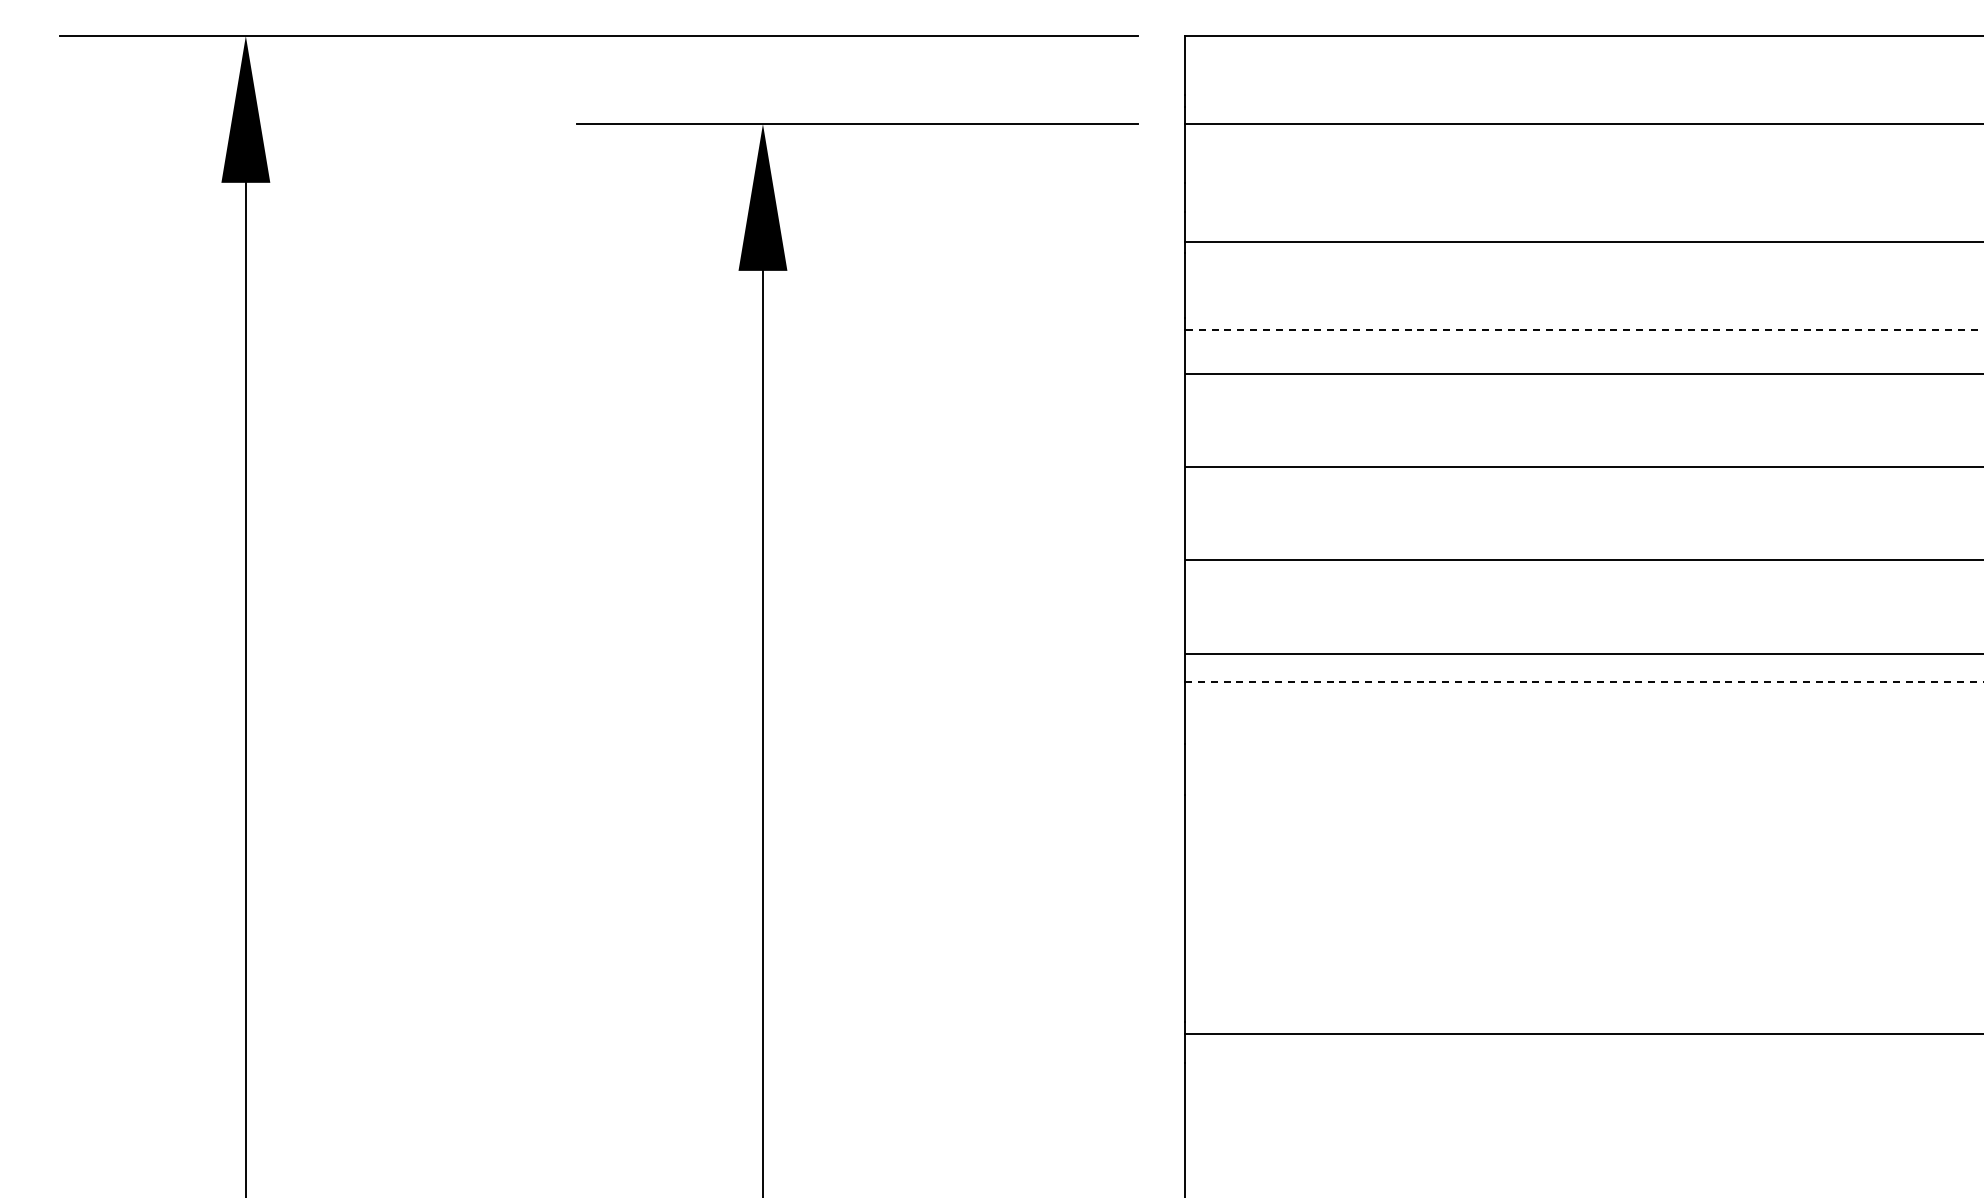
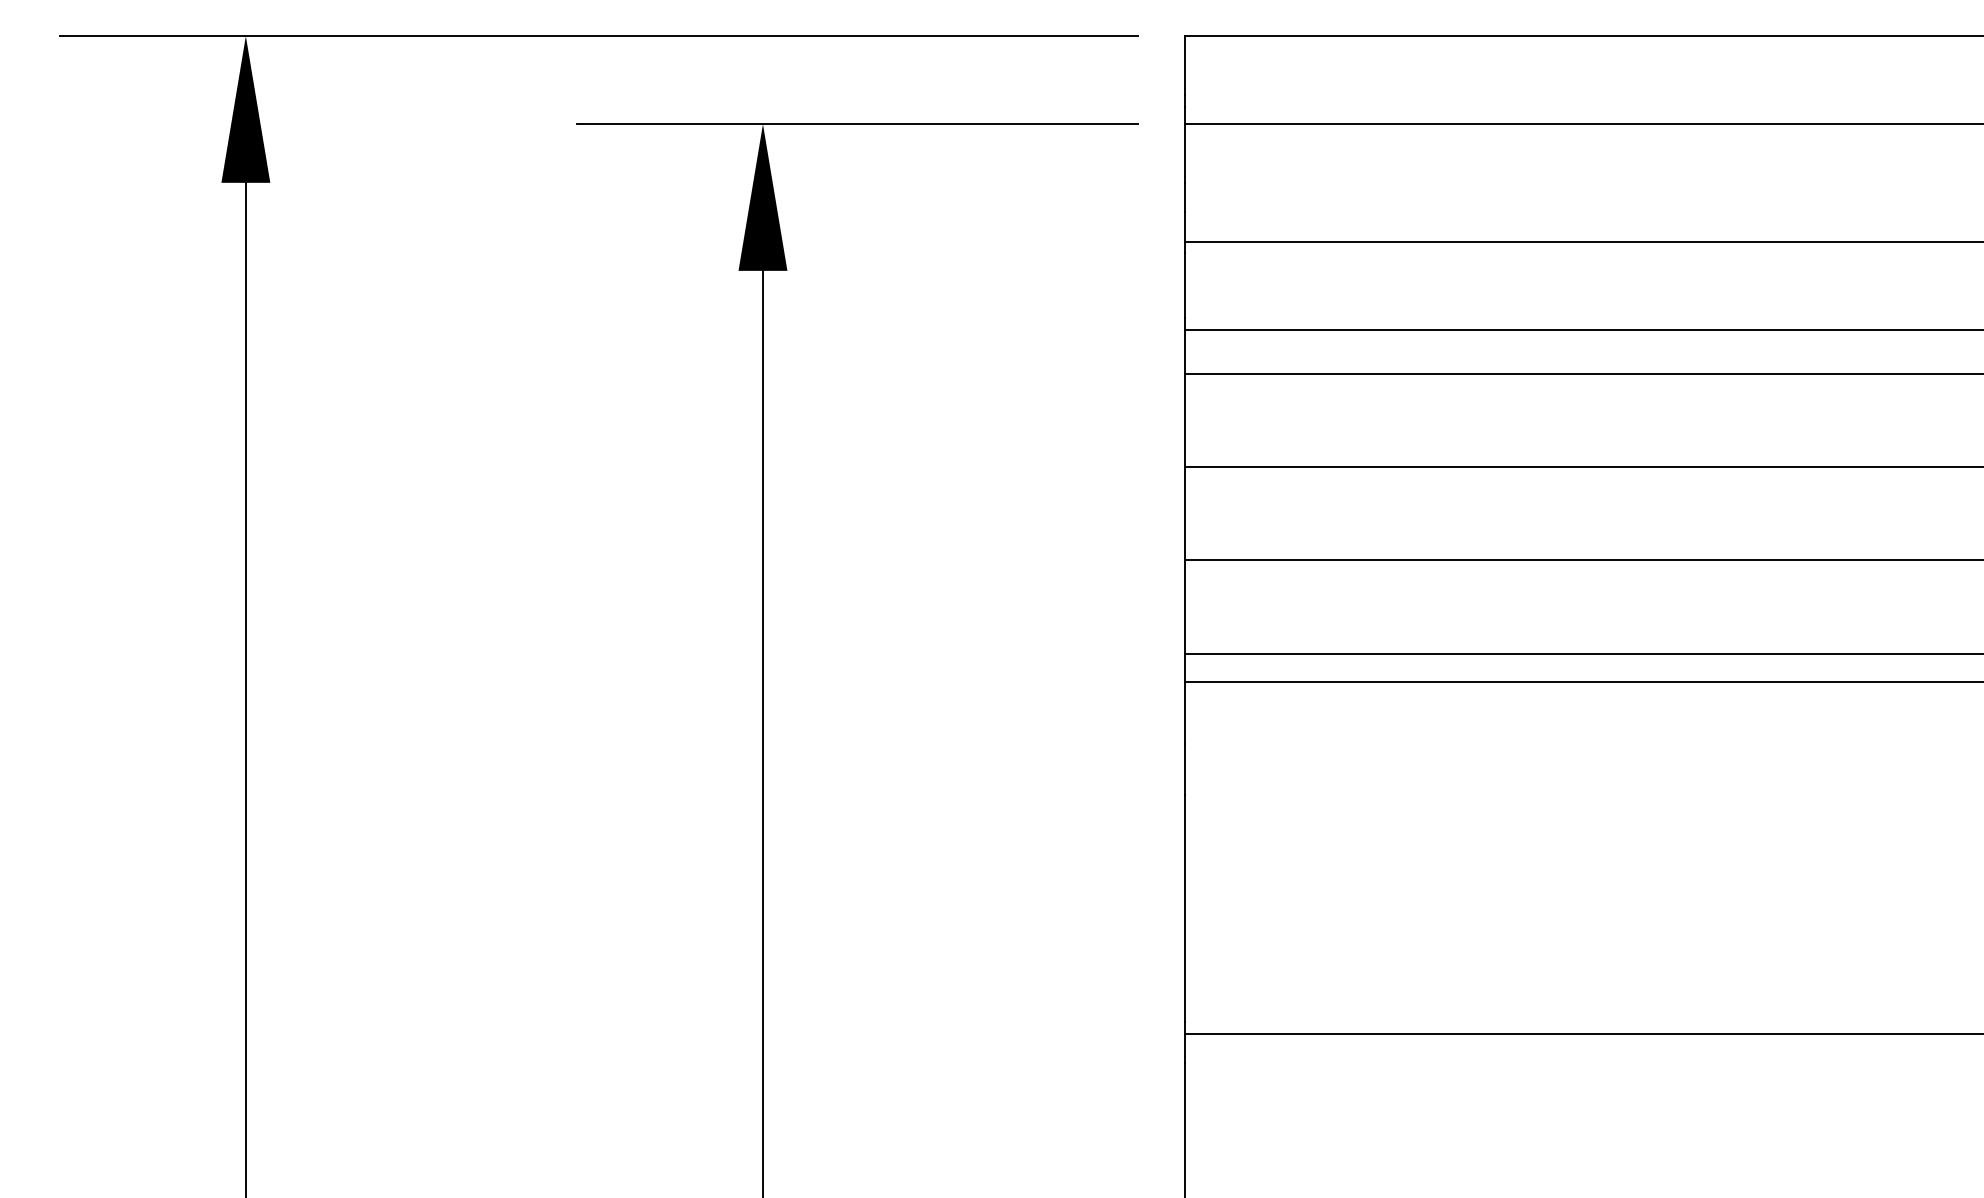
line: dashed -> solid (1583, 329)
line: dashed -> solid (1584, 681)
